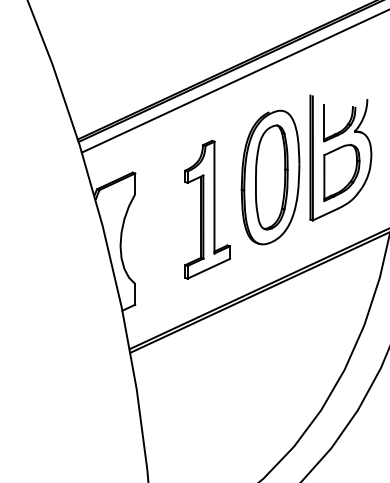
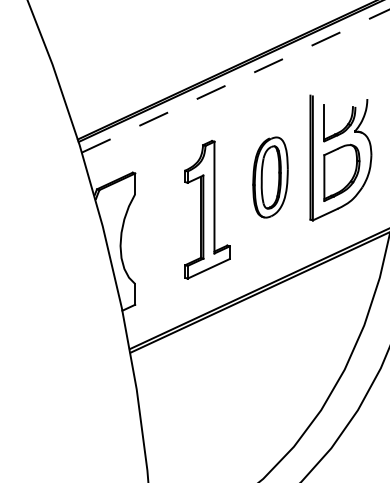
line: solid -> dashed (236, 80)
part size: 61x137 px -> 37x83 px (270, 177)
